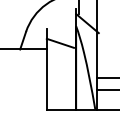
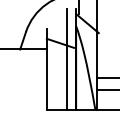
line: none -> present (67, 59)
